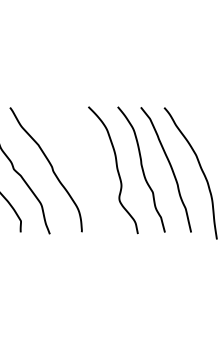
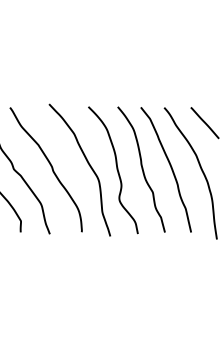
line: none -> present (204, 123)
curve: none -> present (88, 165)
